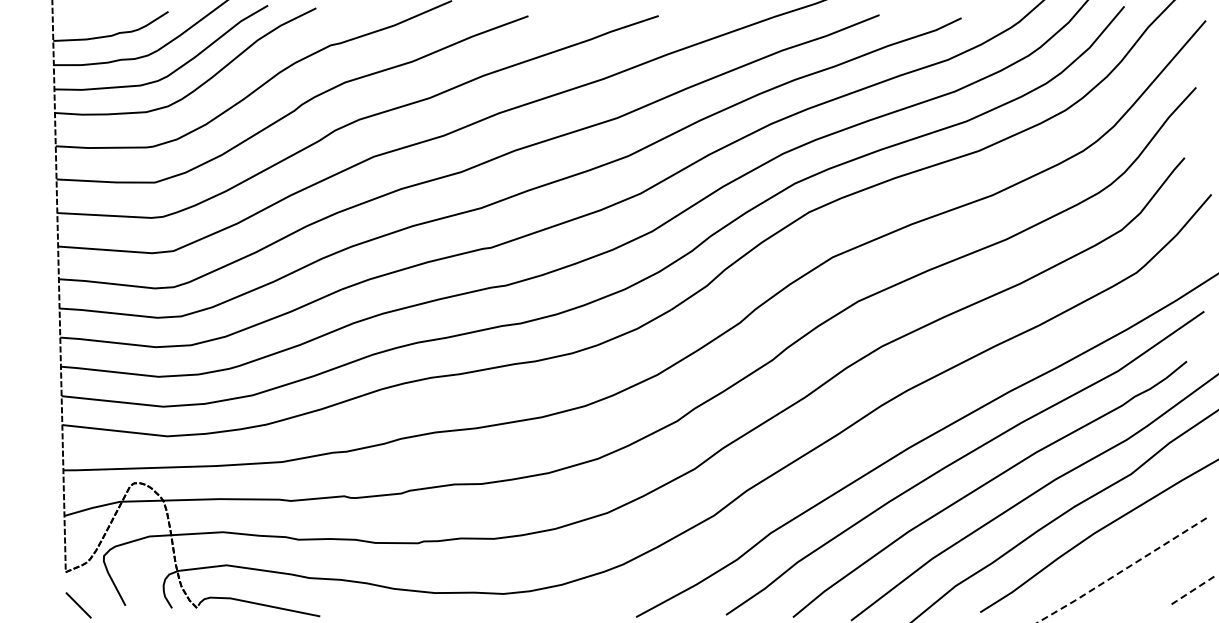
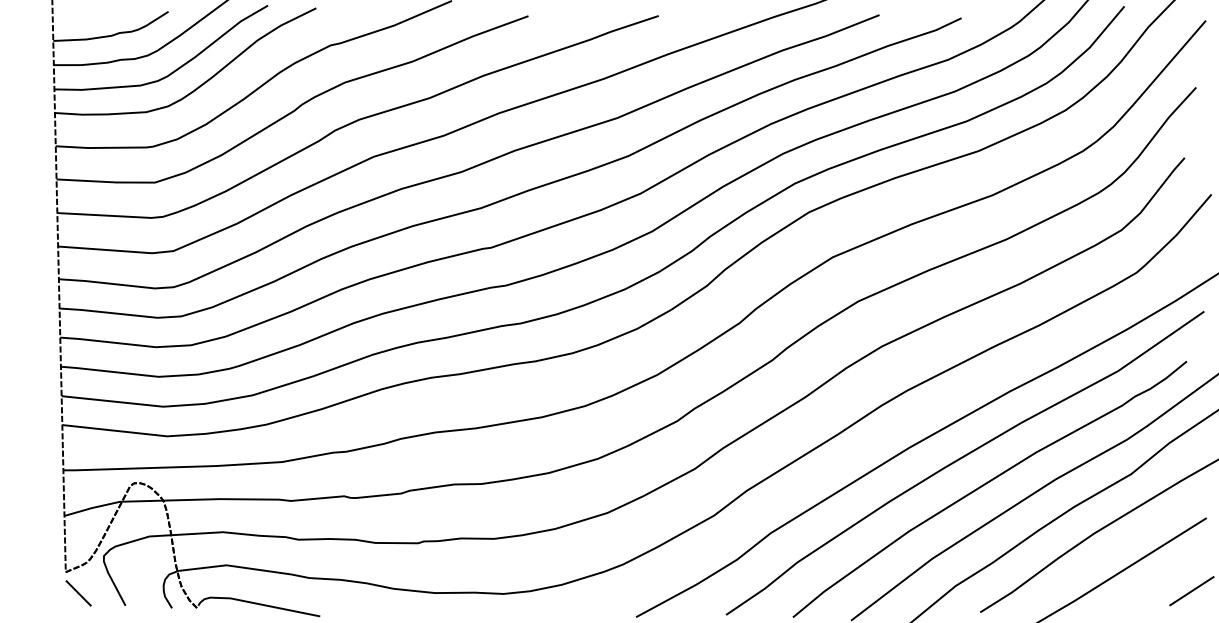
line: dashed -> solid (1121, 571)
line: dashed -> solid (1191, 591)
line position: (78, 605) -> (78, 593) (78, 593)
